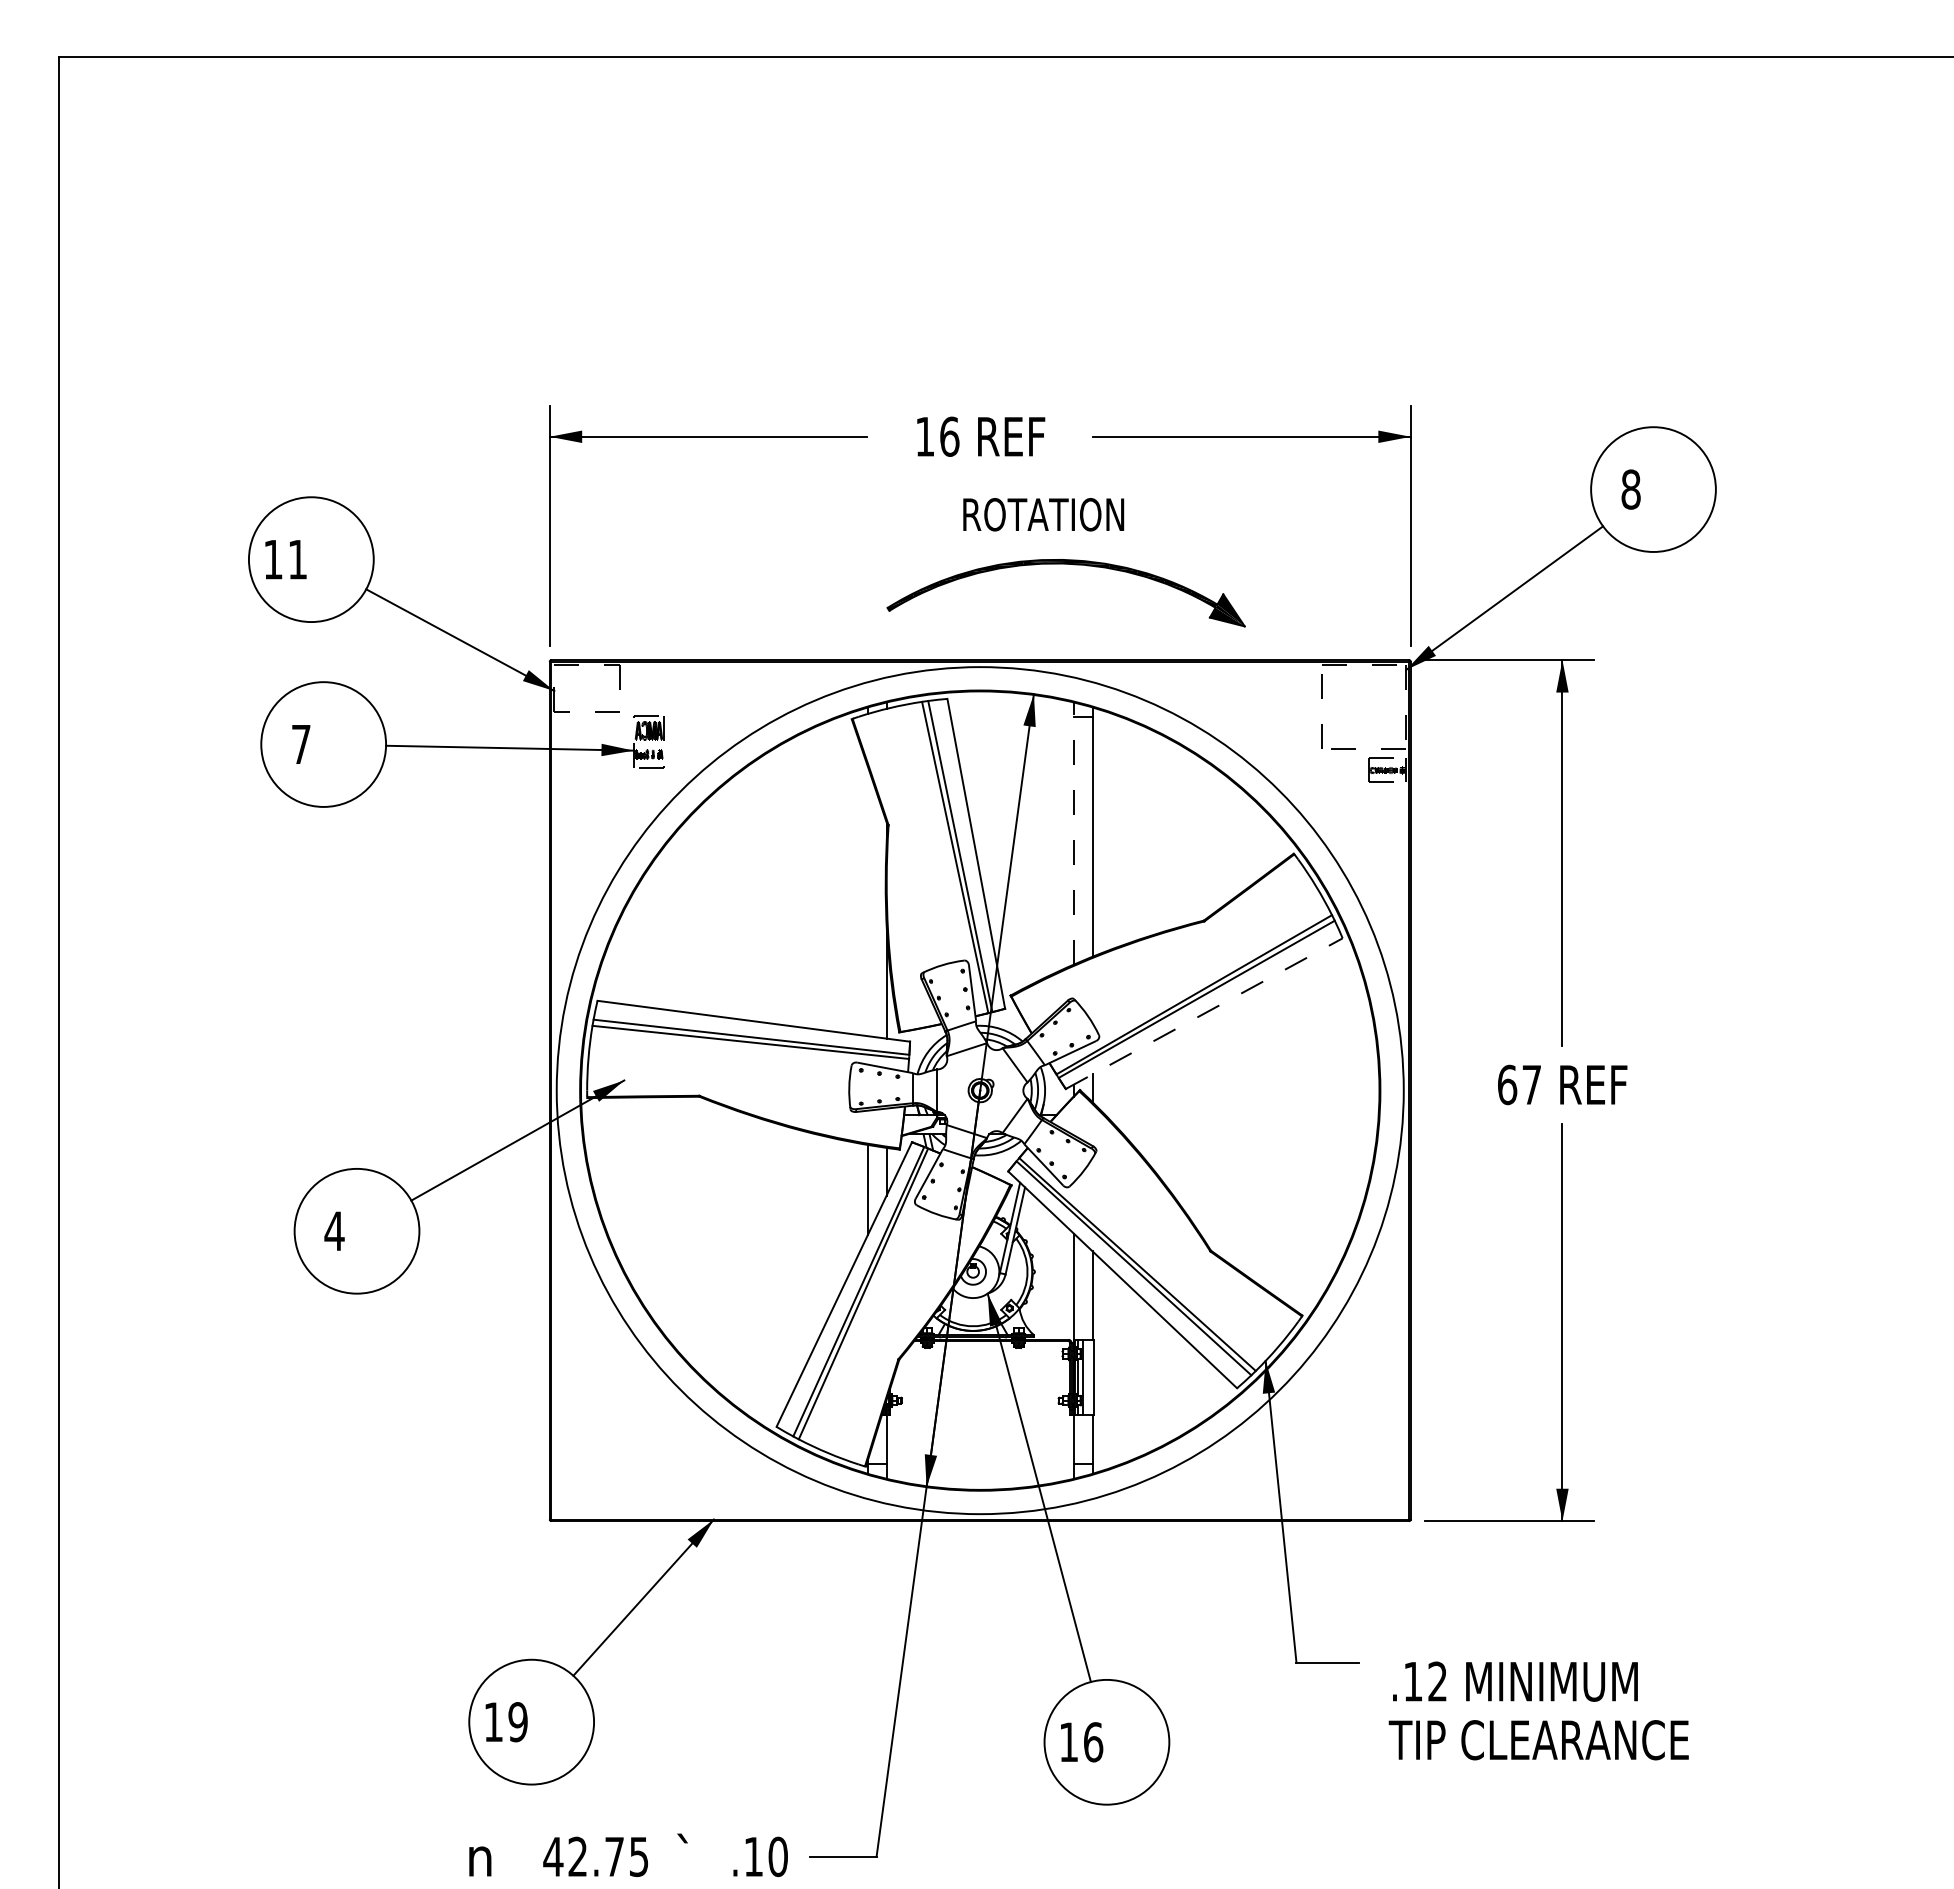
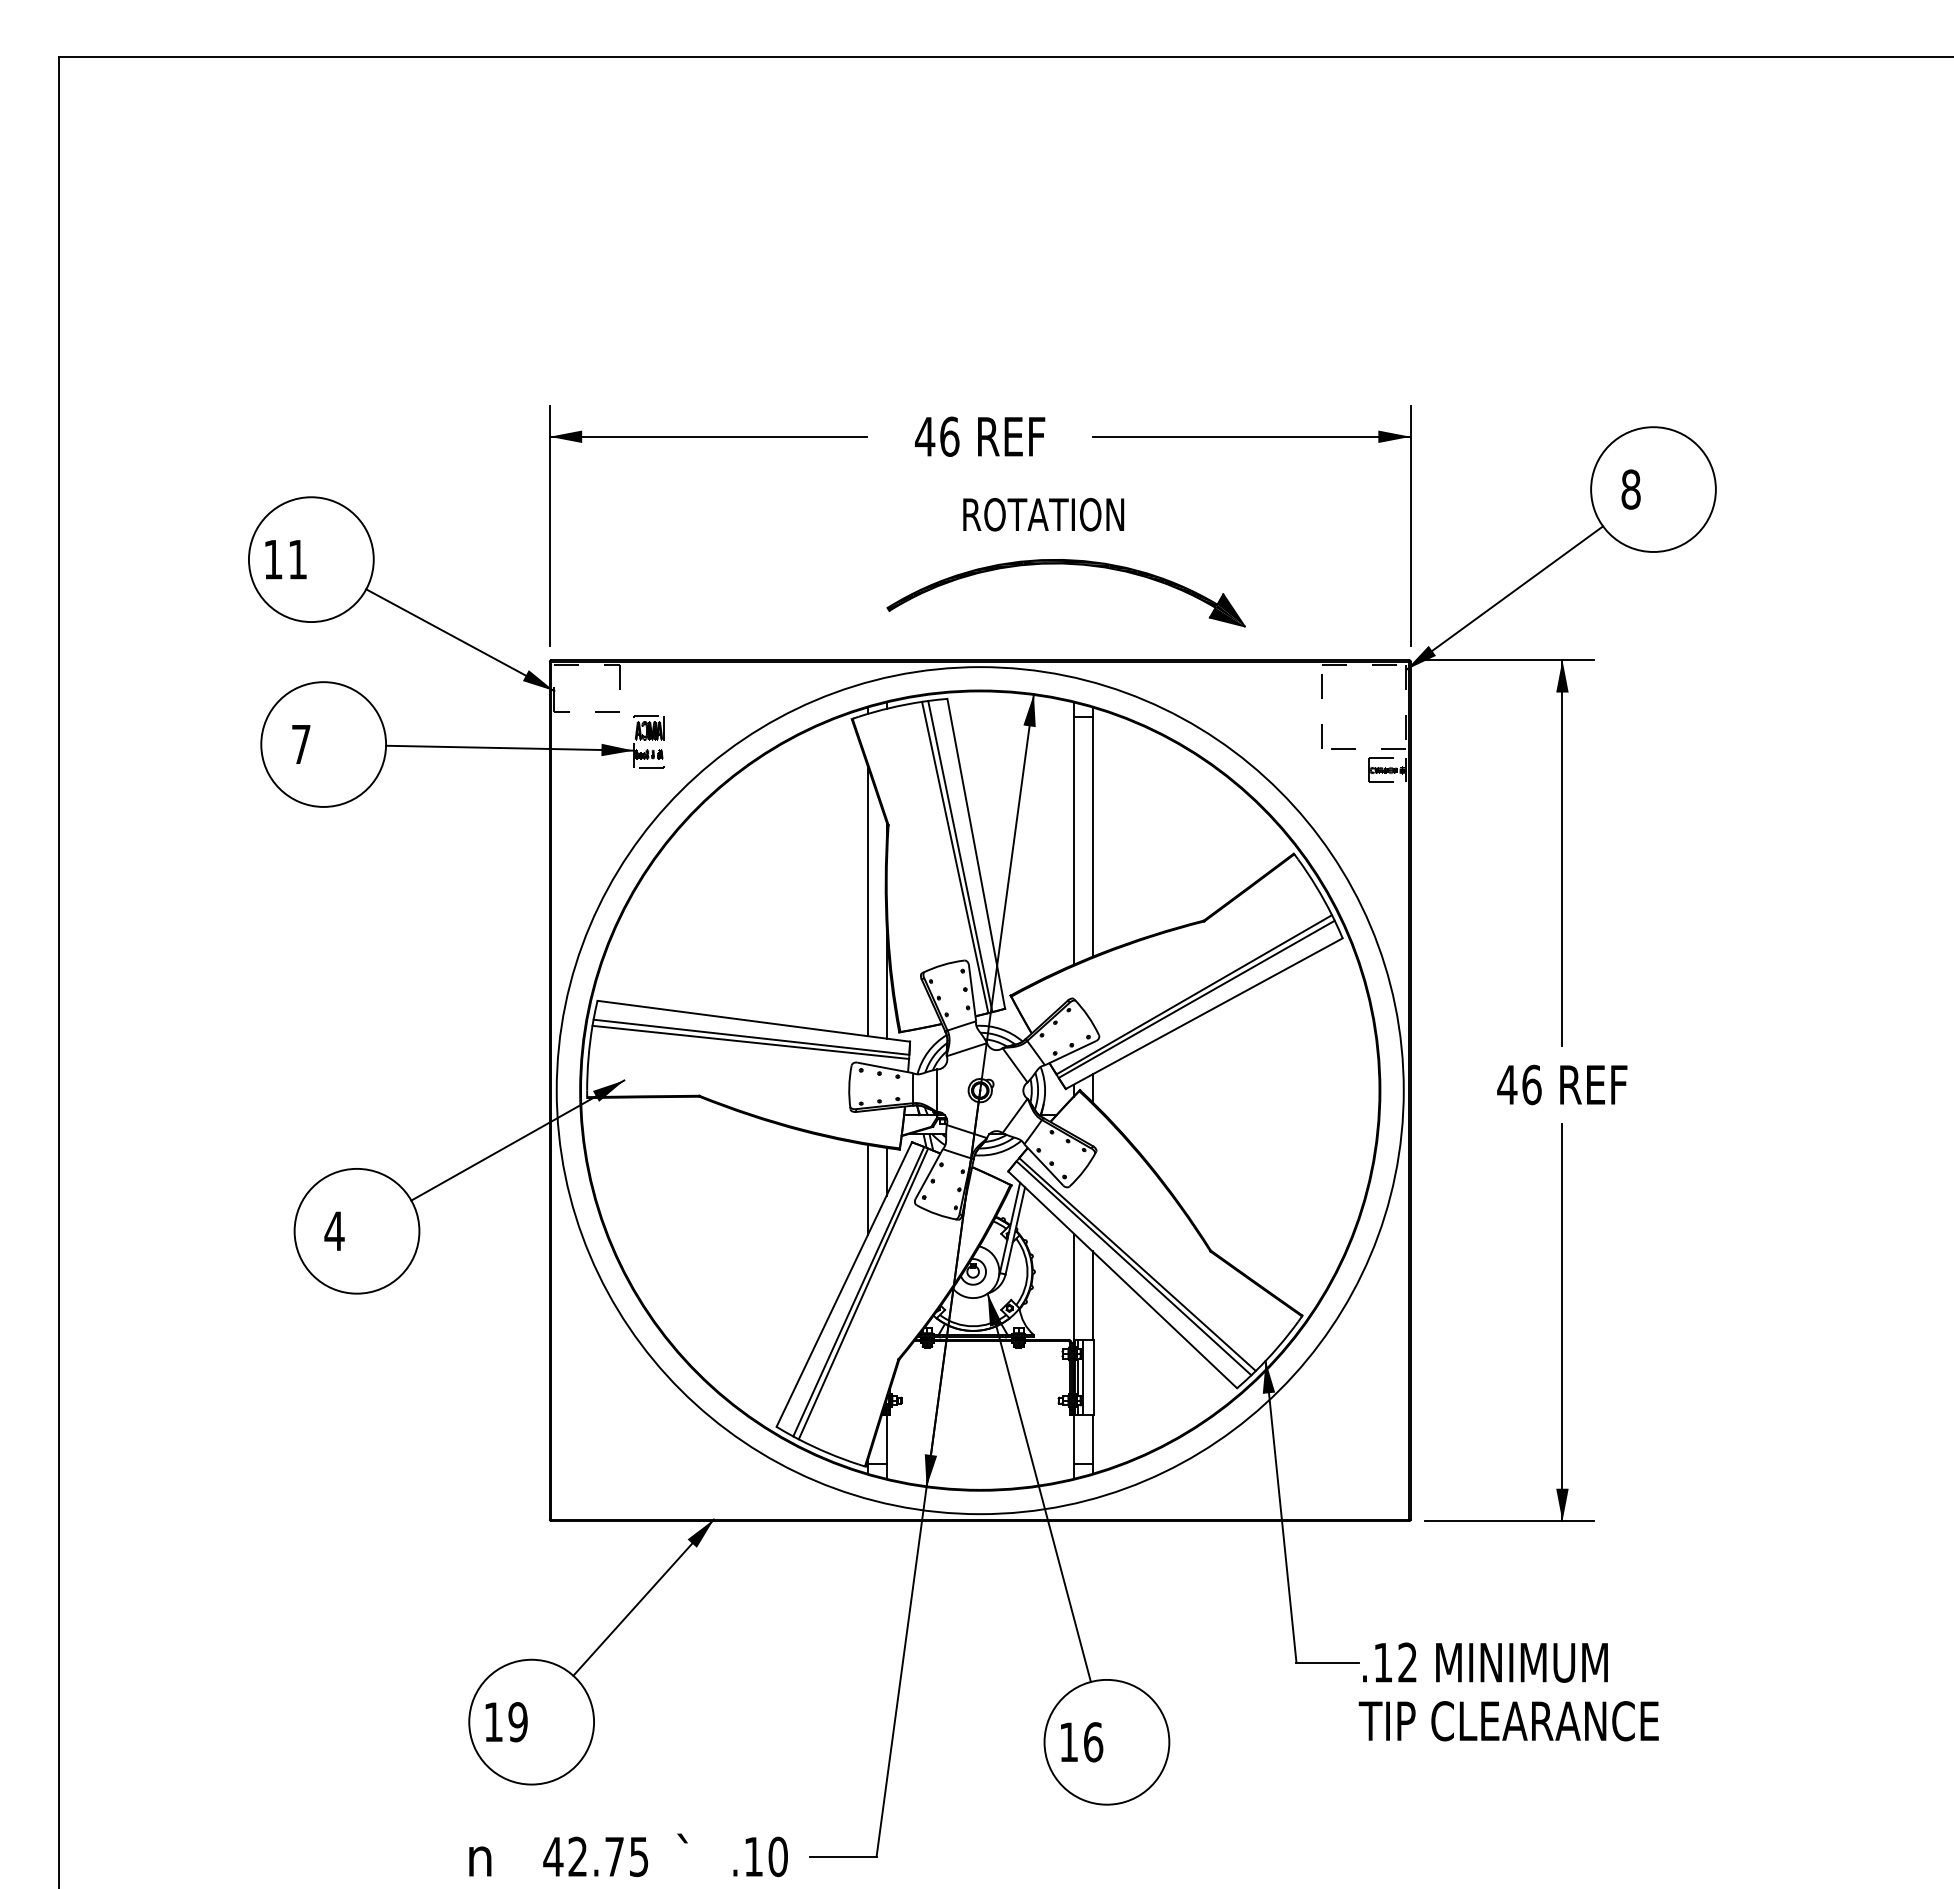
text: 16 -> 46 (925, 436)
line: dashed -> solid (1073, 833)
line: none -> present (867, 901)
line: dashed -> solid (1204, 1013)
text: 67 -> 46 (1519, 1084)
text position: (1538, 1710) -> (1508, 1691) (1508, 1691)
